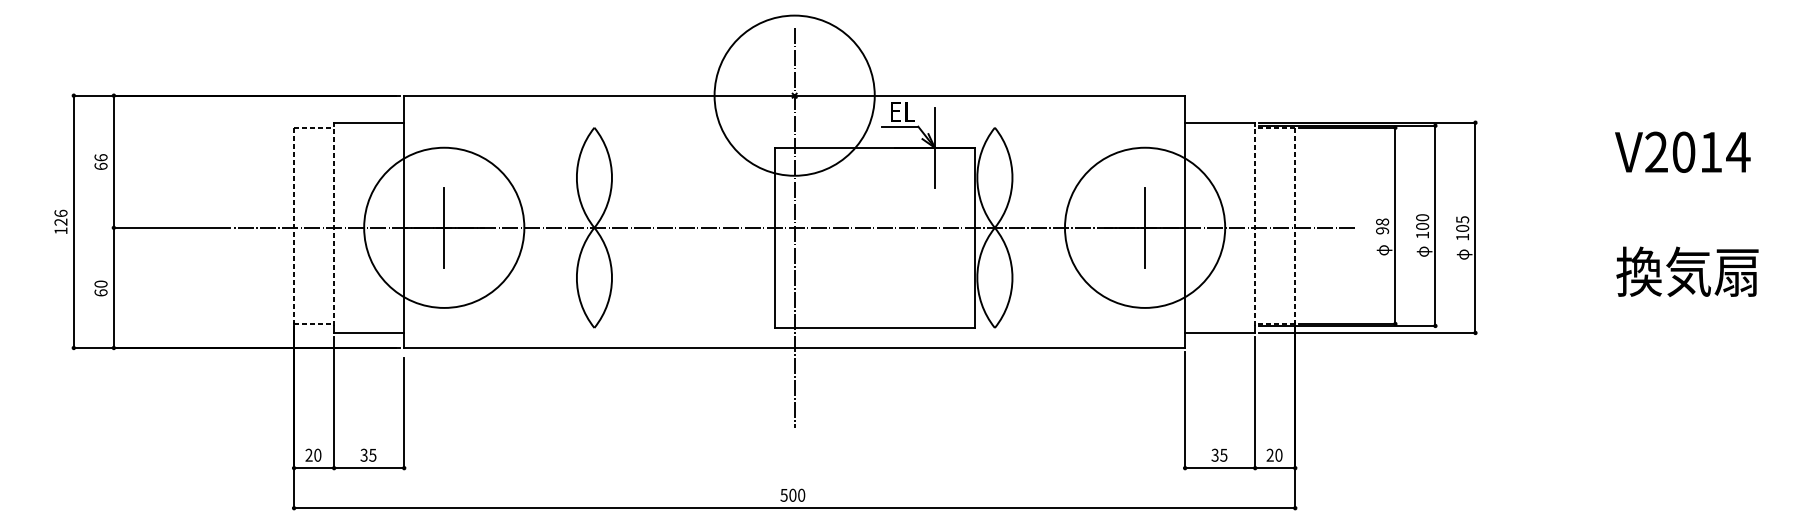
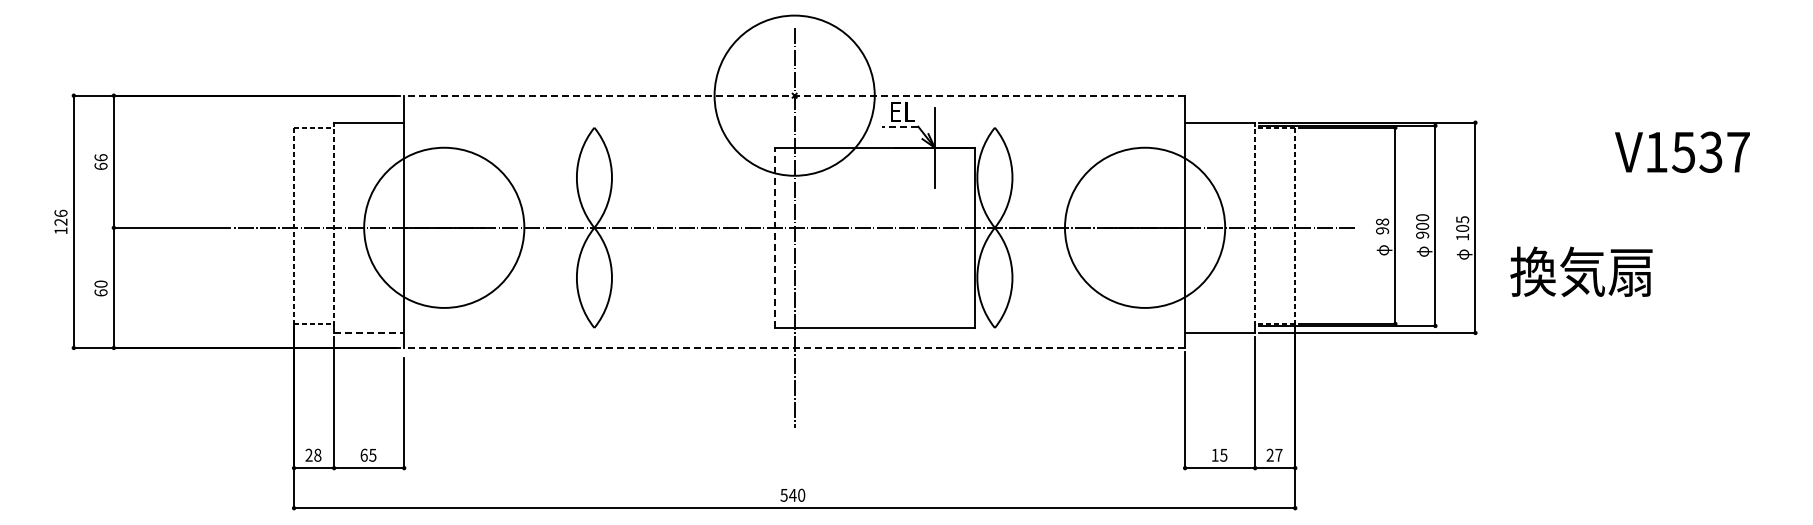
line: solid -> dashed (794, 95)
line: solid -> dashed (899, 126)
text: V2014 -> V1537 (1697, 151)
line: present -> none (444, 227)
line: present -> none (1145, 227)
text: 100 -> 900 (1422, 234)
line: solid -> dashed (774, 237)
text position: (1687, 271) -> (1581, 271) (1581, 271)
line: solid -> dashed (369, 332)
line: solid -> dashed (794, 347)
text: 35 -> 65 (363, 454)
text: 35 -> 15 (1214, 454)
text: 20 -> 27 (1278, 454)
text: 20 -> 28 (317, 455)
text: 500 -> 540 (792, 494)
